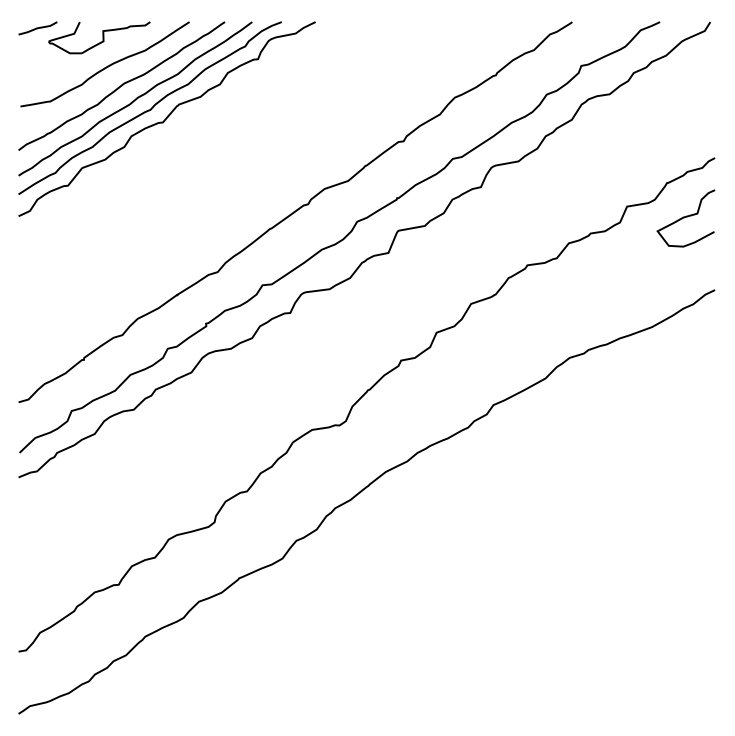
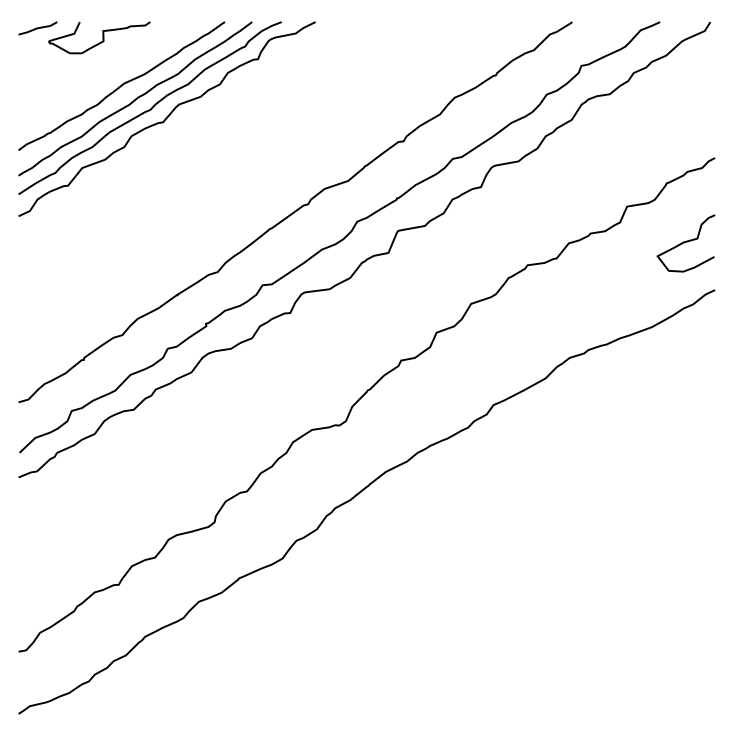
curve: present -> none (106, 66)
curve position: (685, 217) -> (685, 242) (685, 242)
